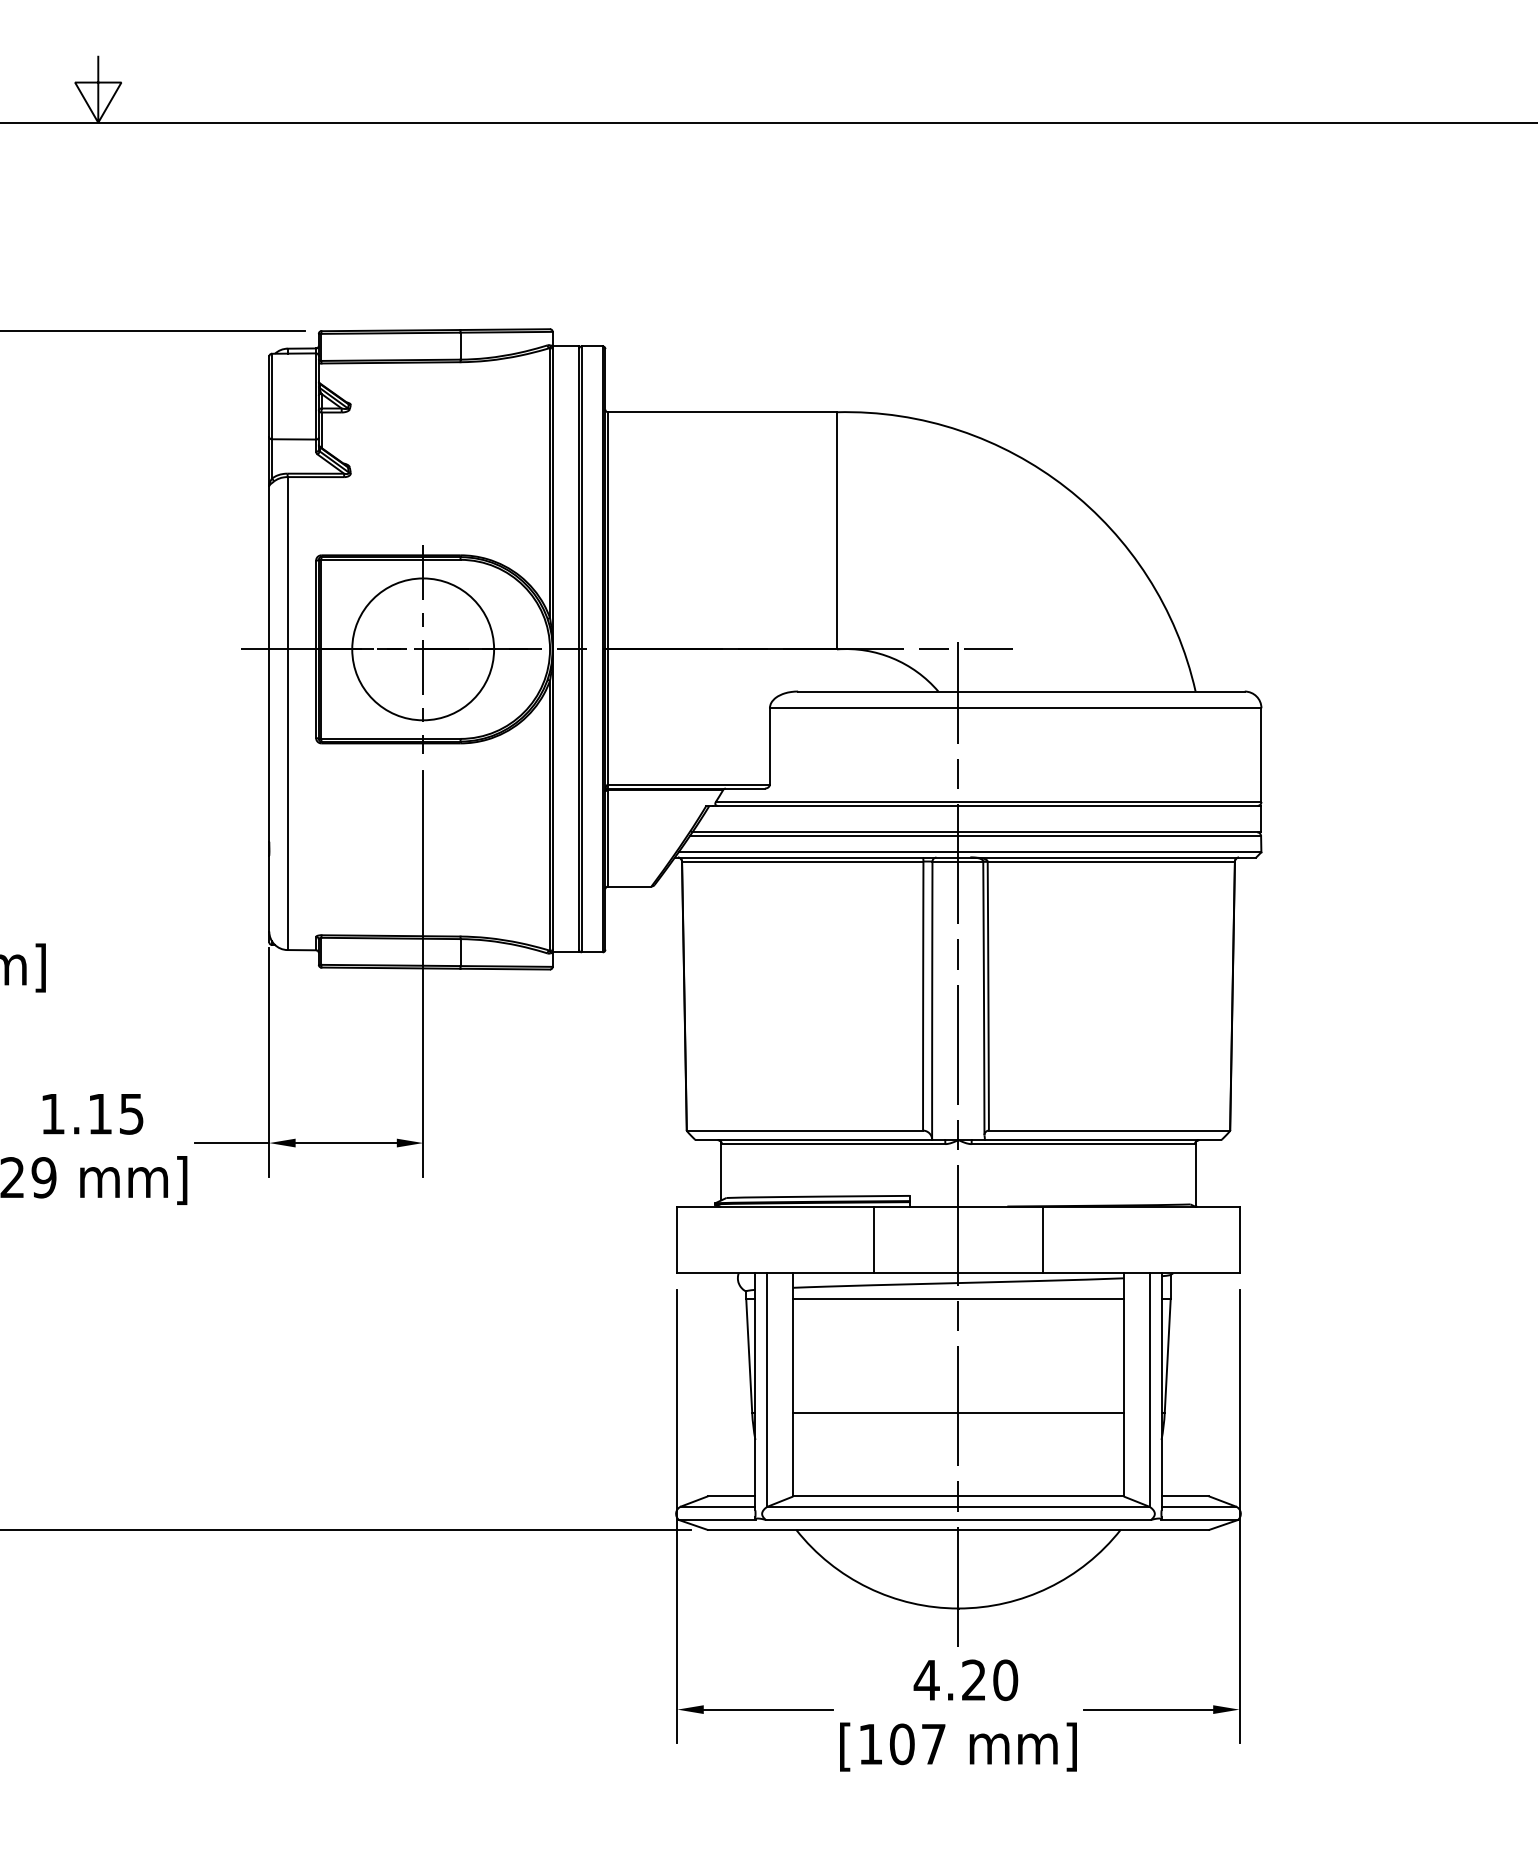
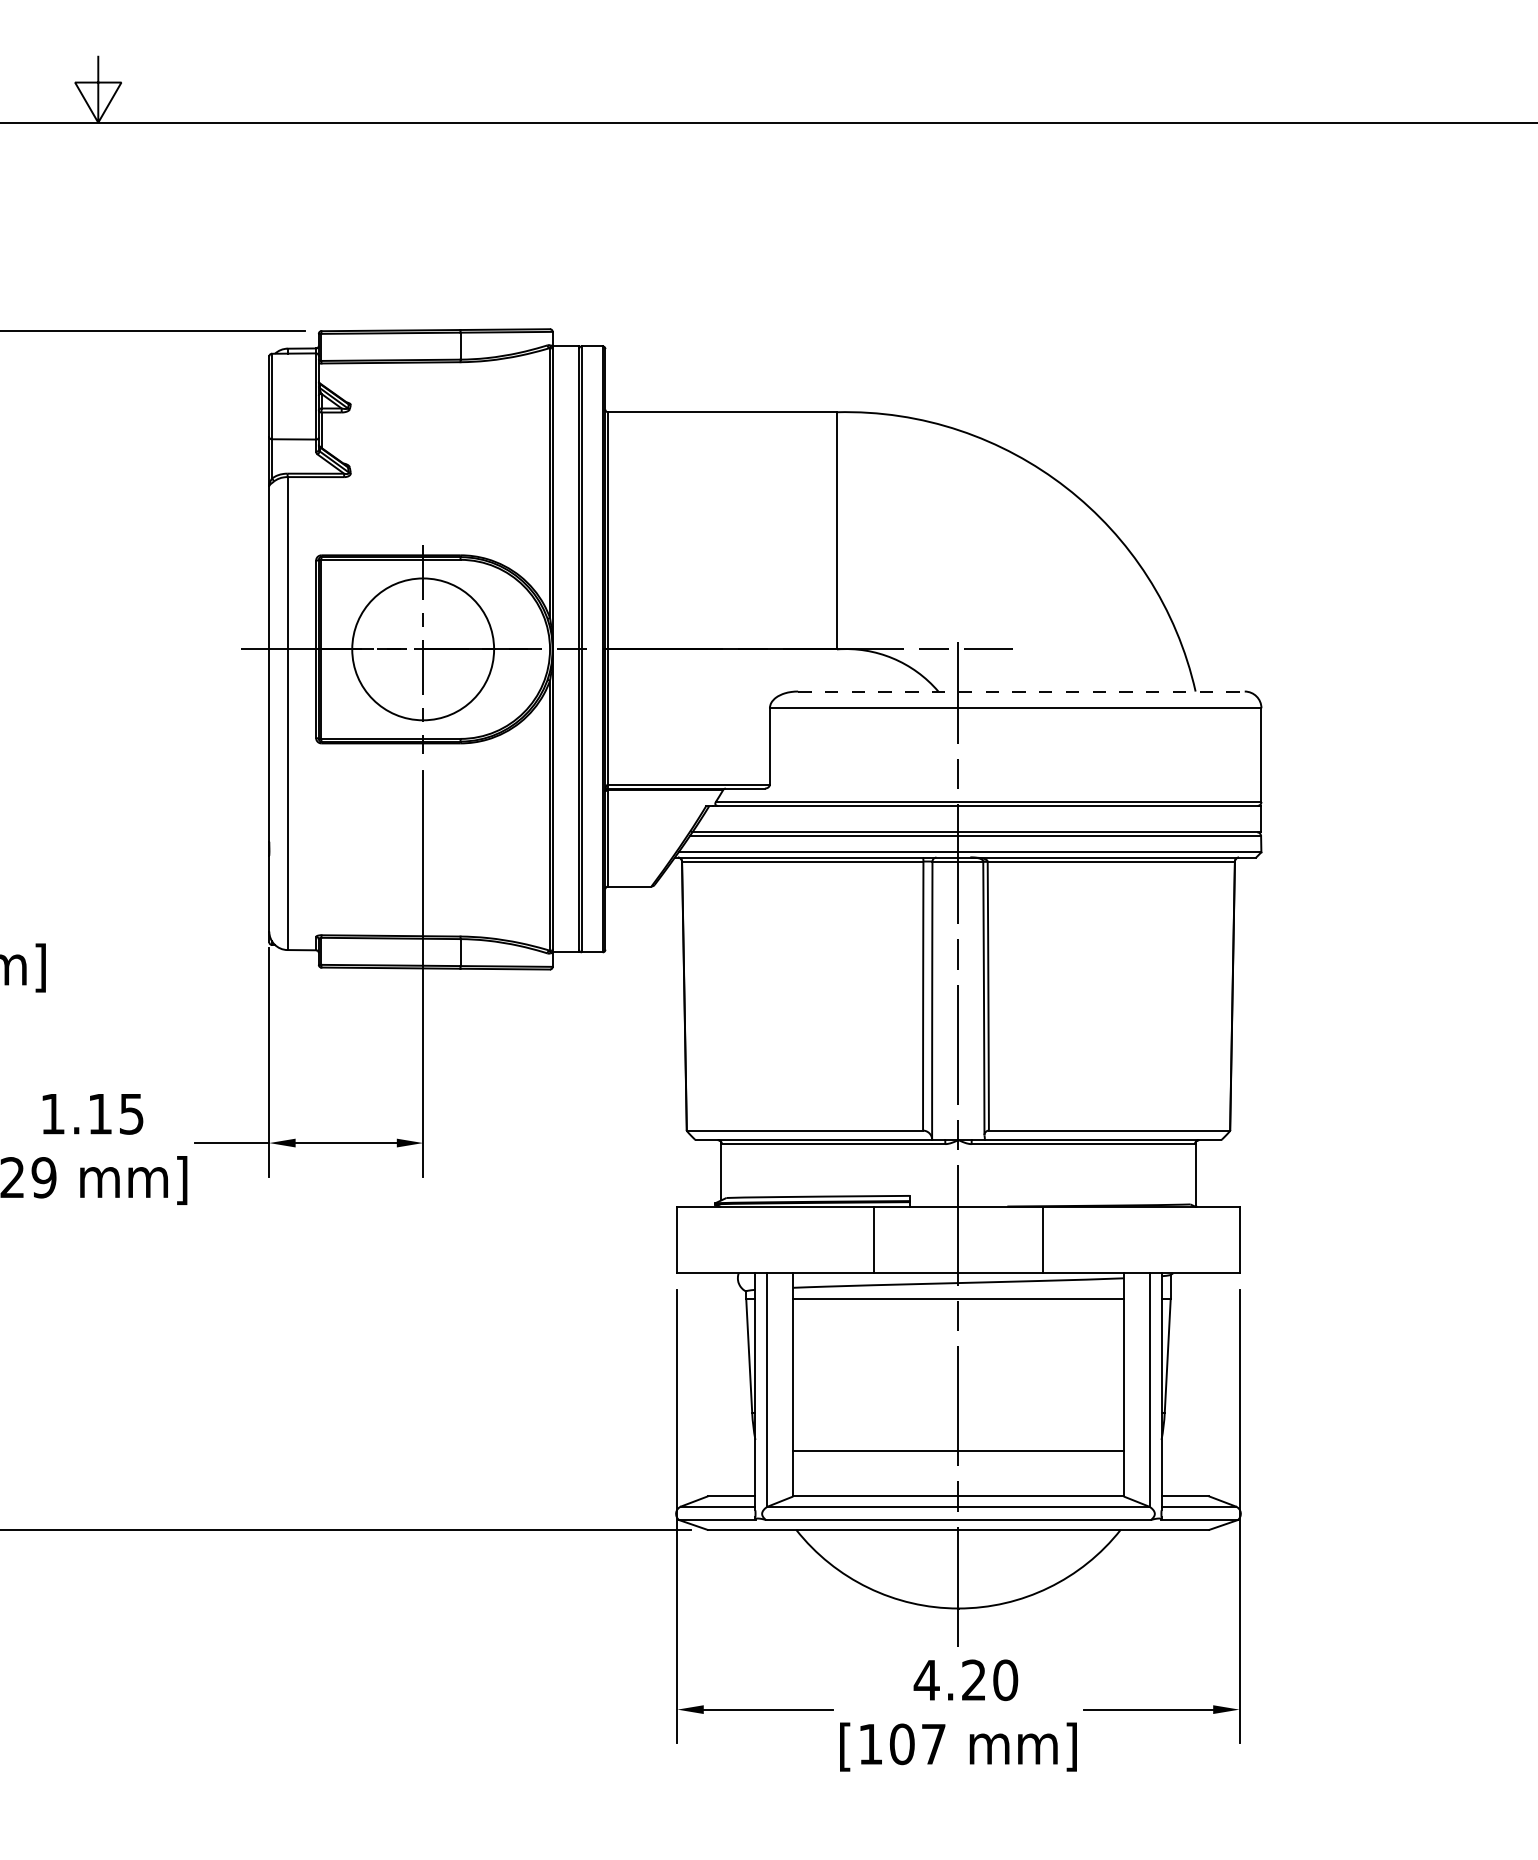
line: solid -> dashed (1021, 691)
line position: (958, 1412) -> (958, 1450) (958, 1450)
